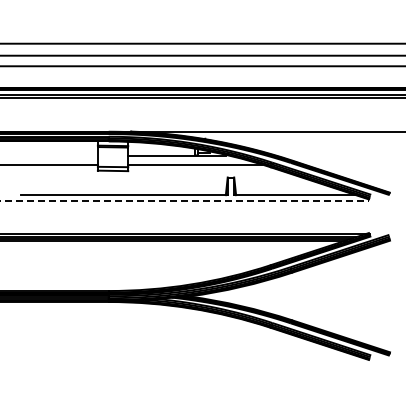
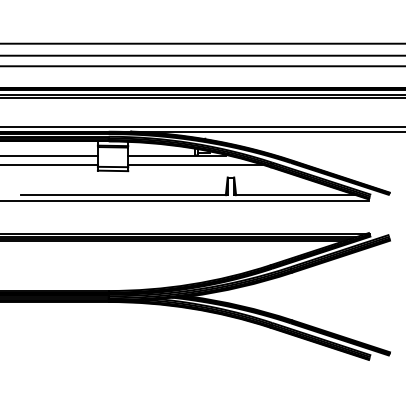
line: none -> present (202, 126)
line: none -> present (49, 156)
line: dashed -> solid (185, 200)
